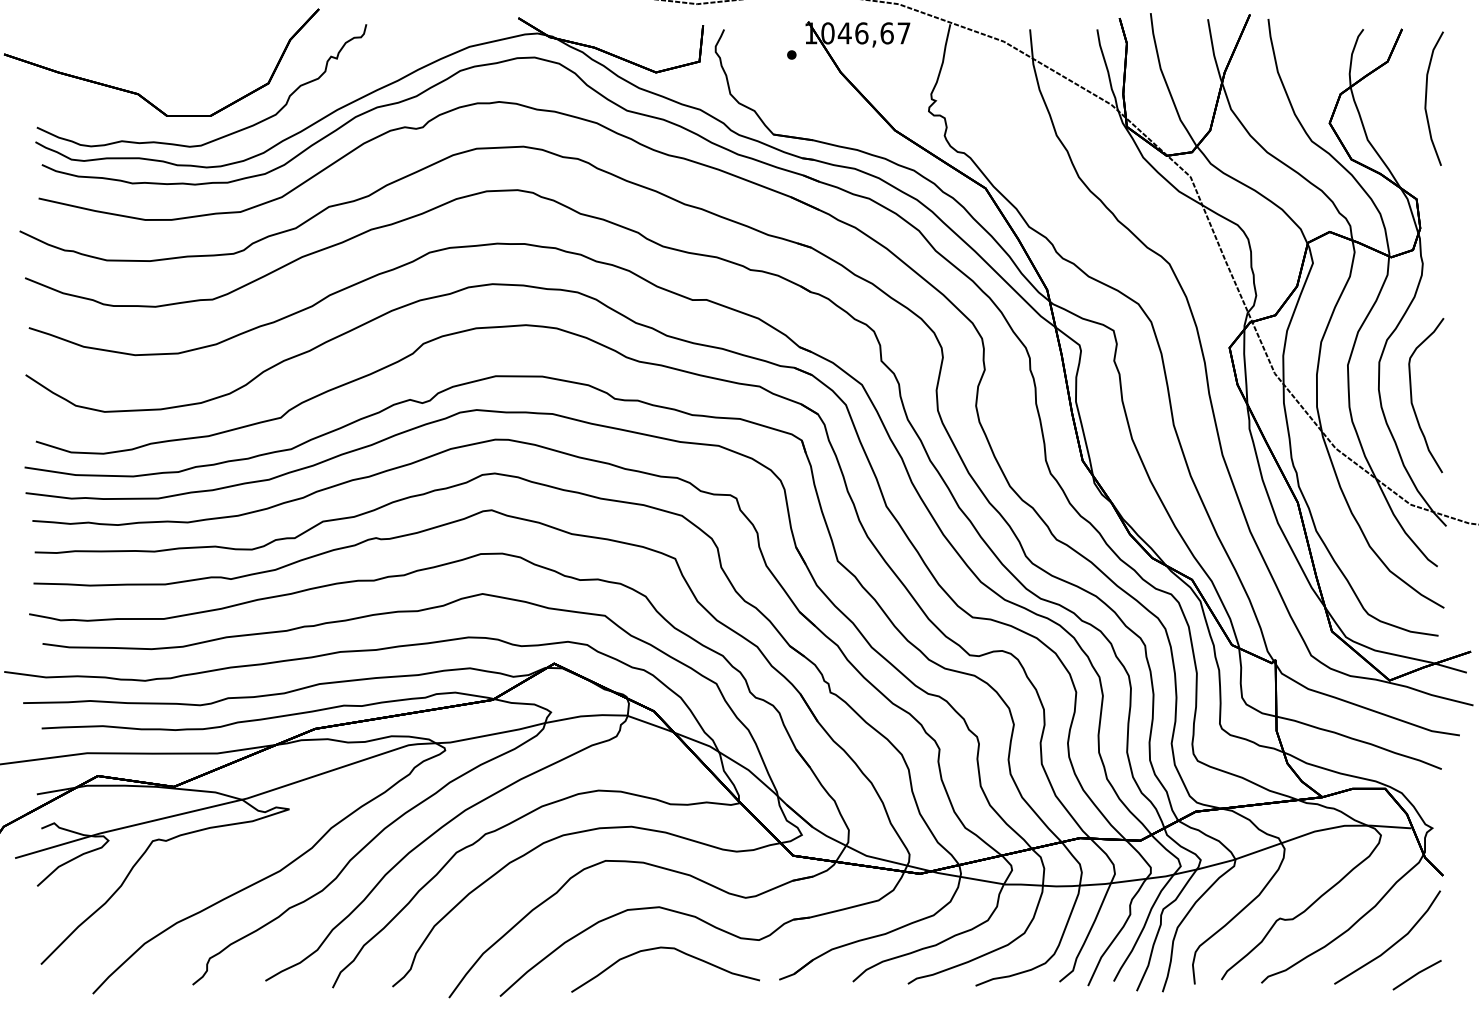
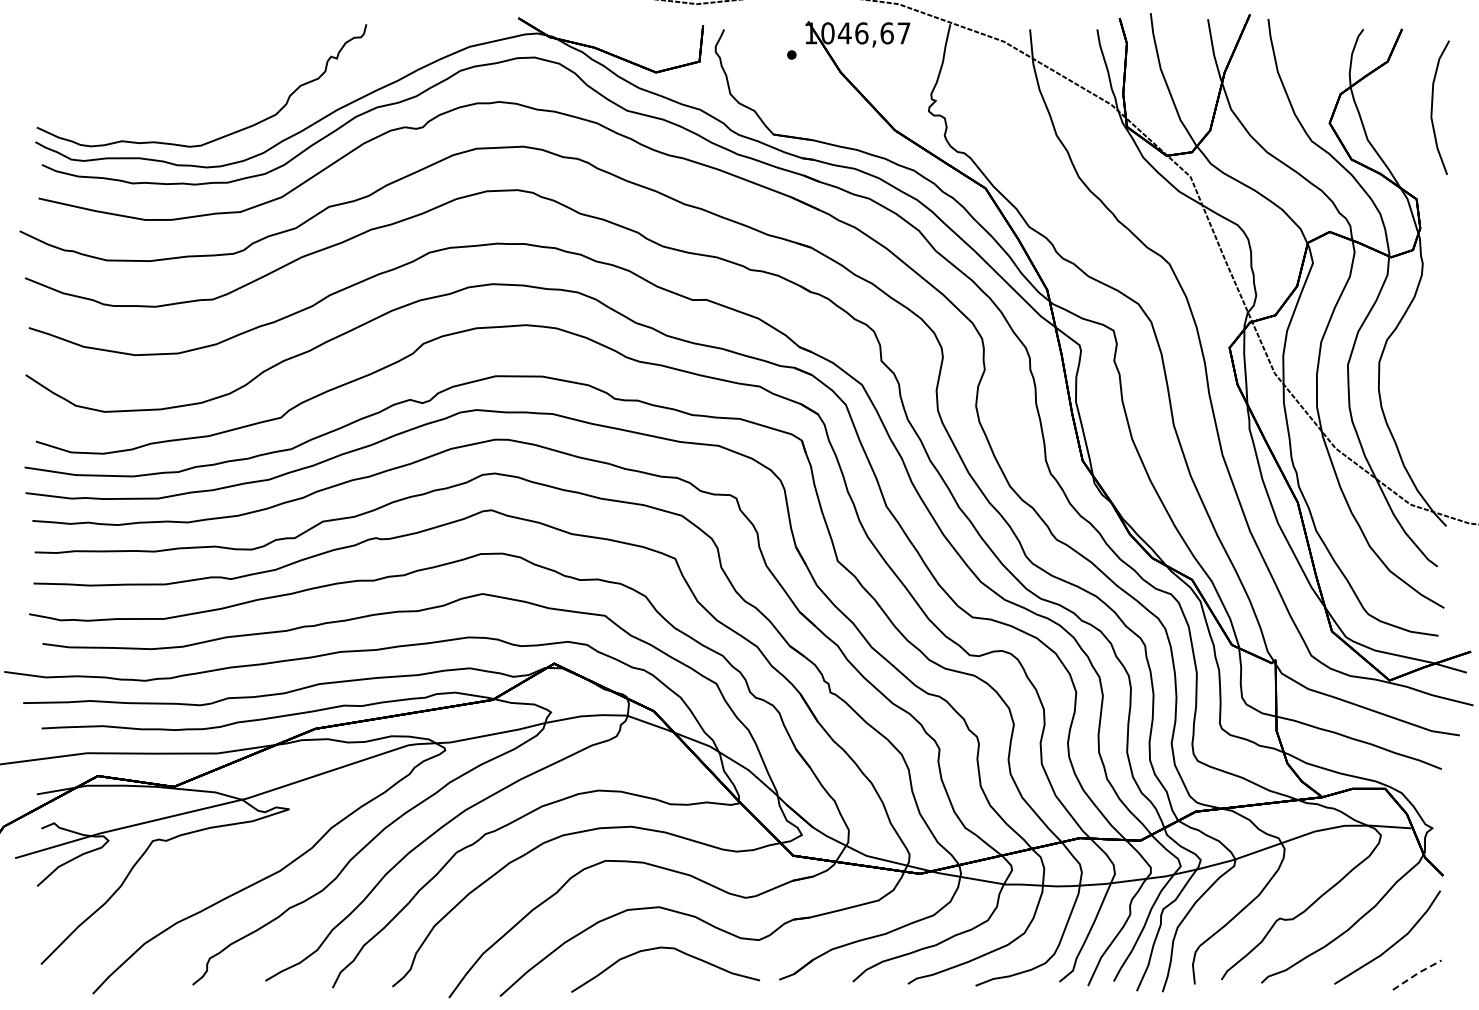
part: present -> none (139, 93)
curve position: (1426, 98) -> (1432, 107) (1432, 107)
curve: present -> none (1412, 395)
line: solid -> dashed (1417, 973)
